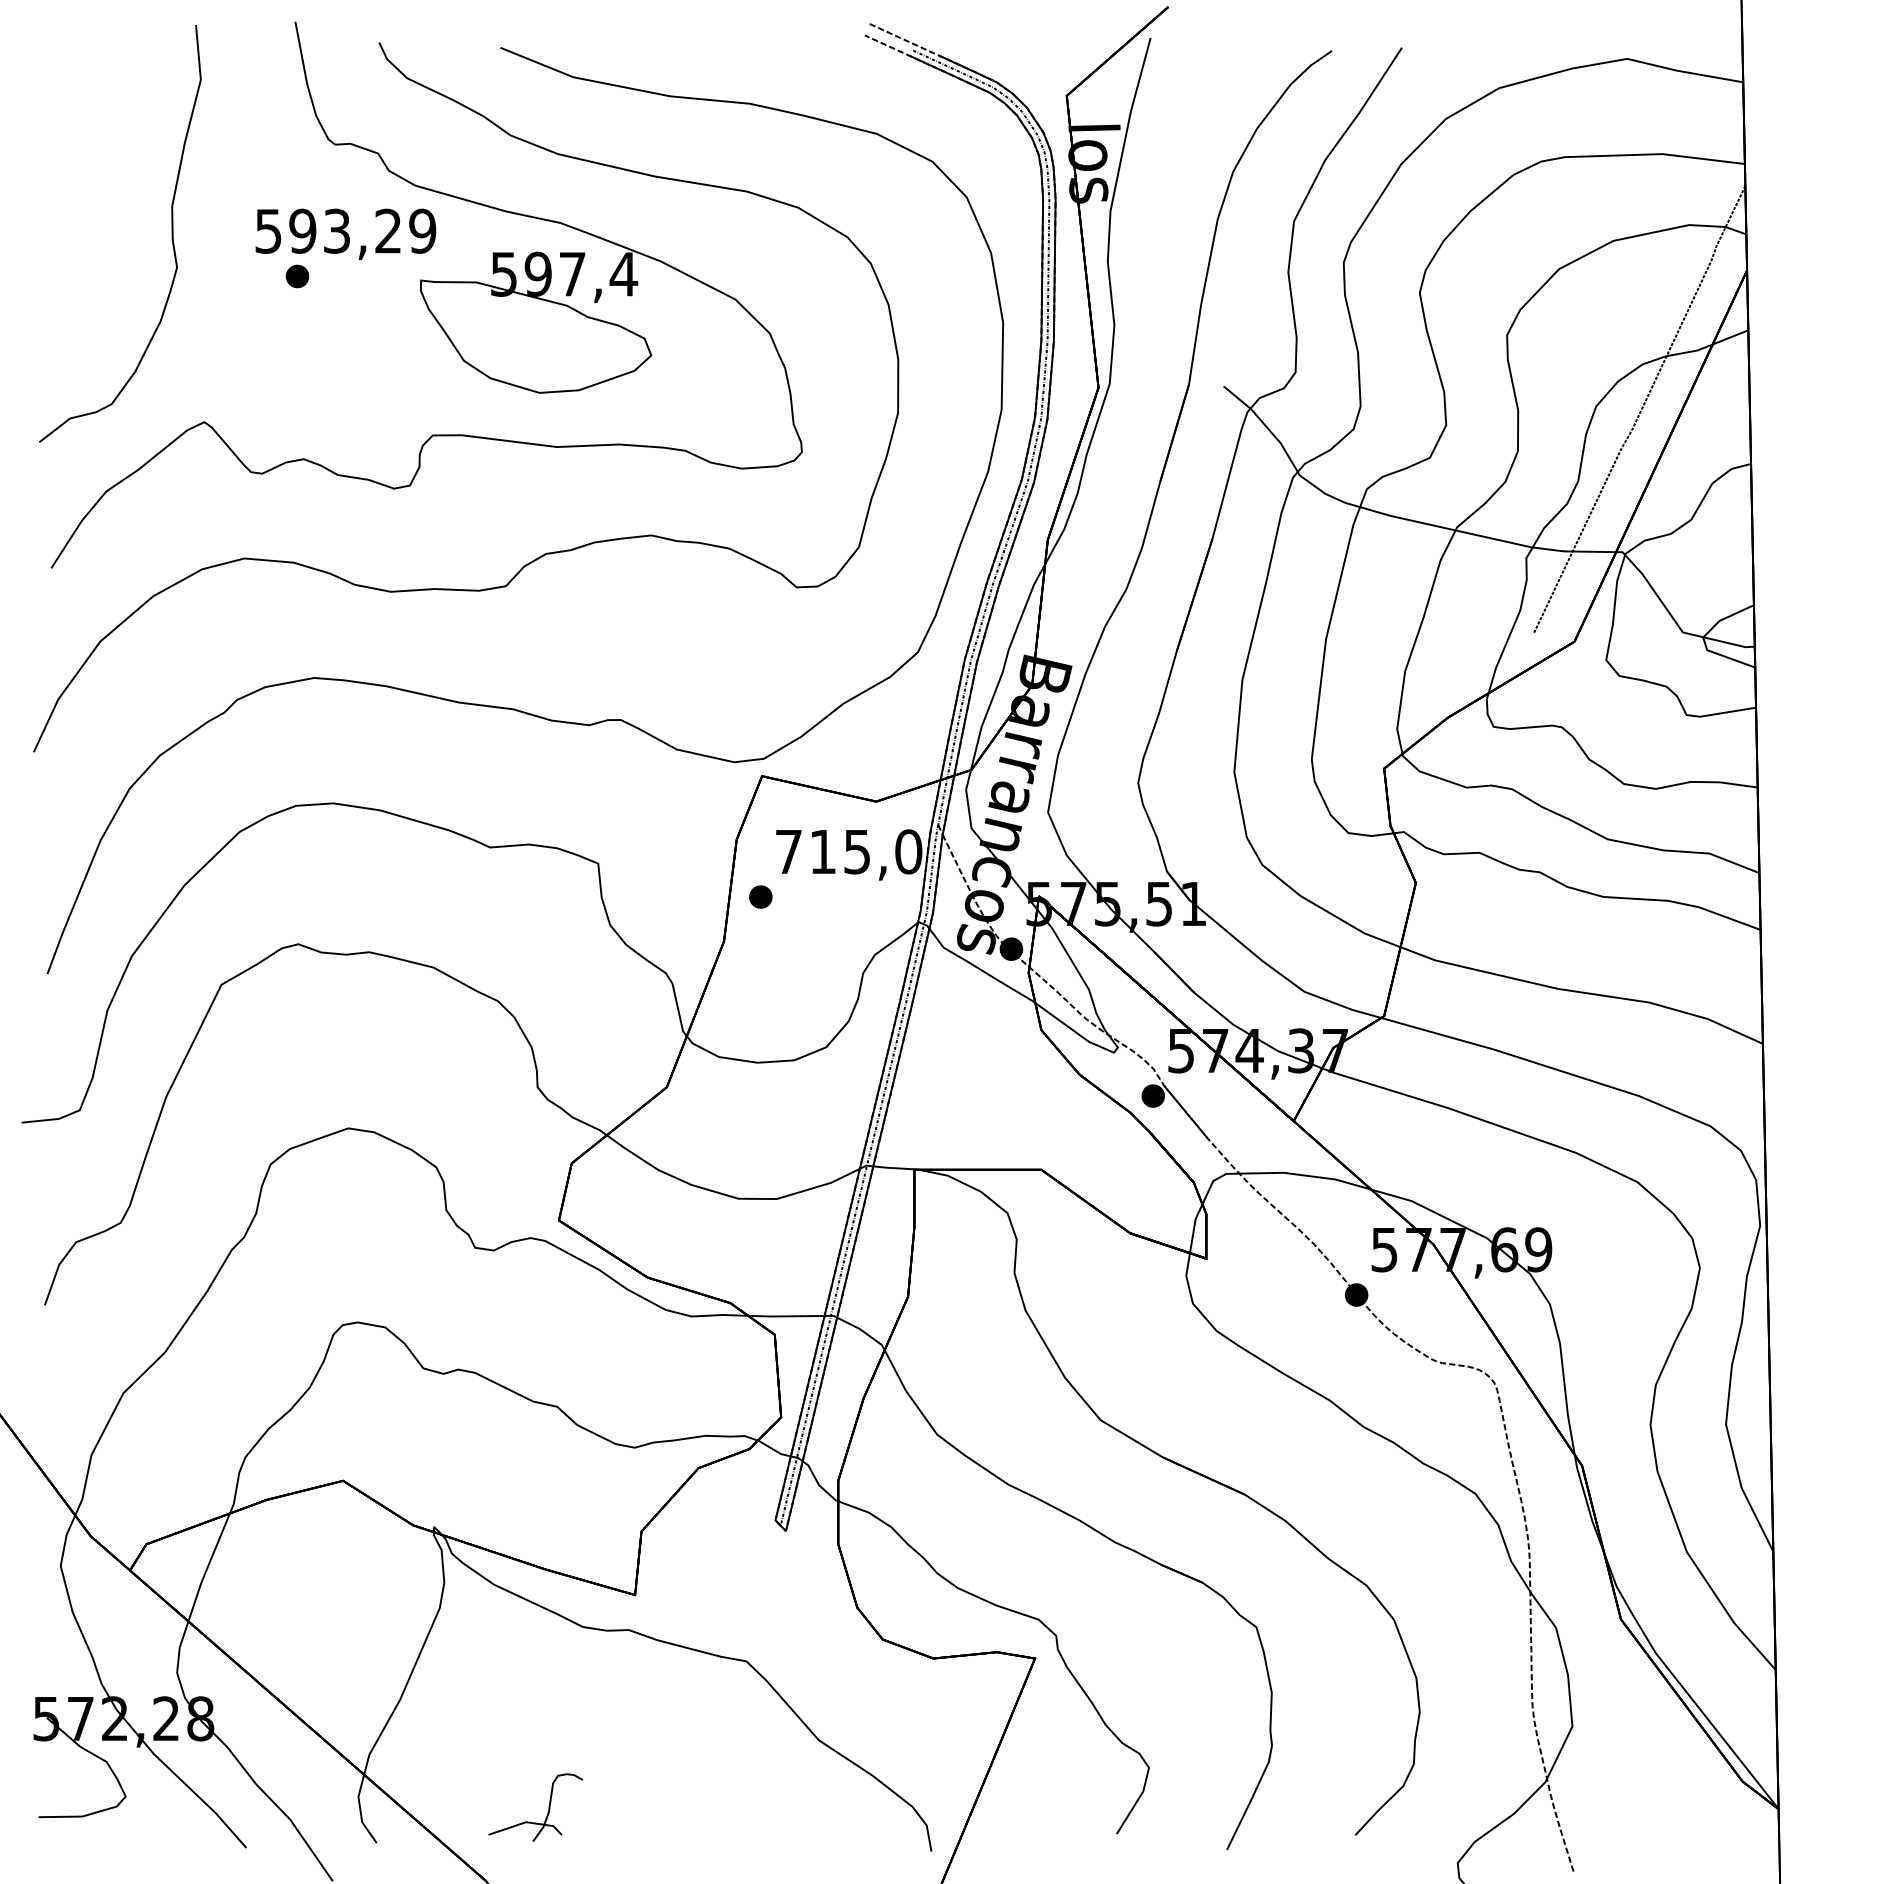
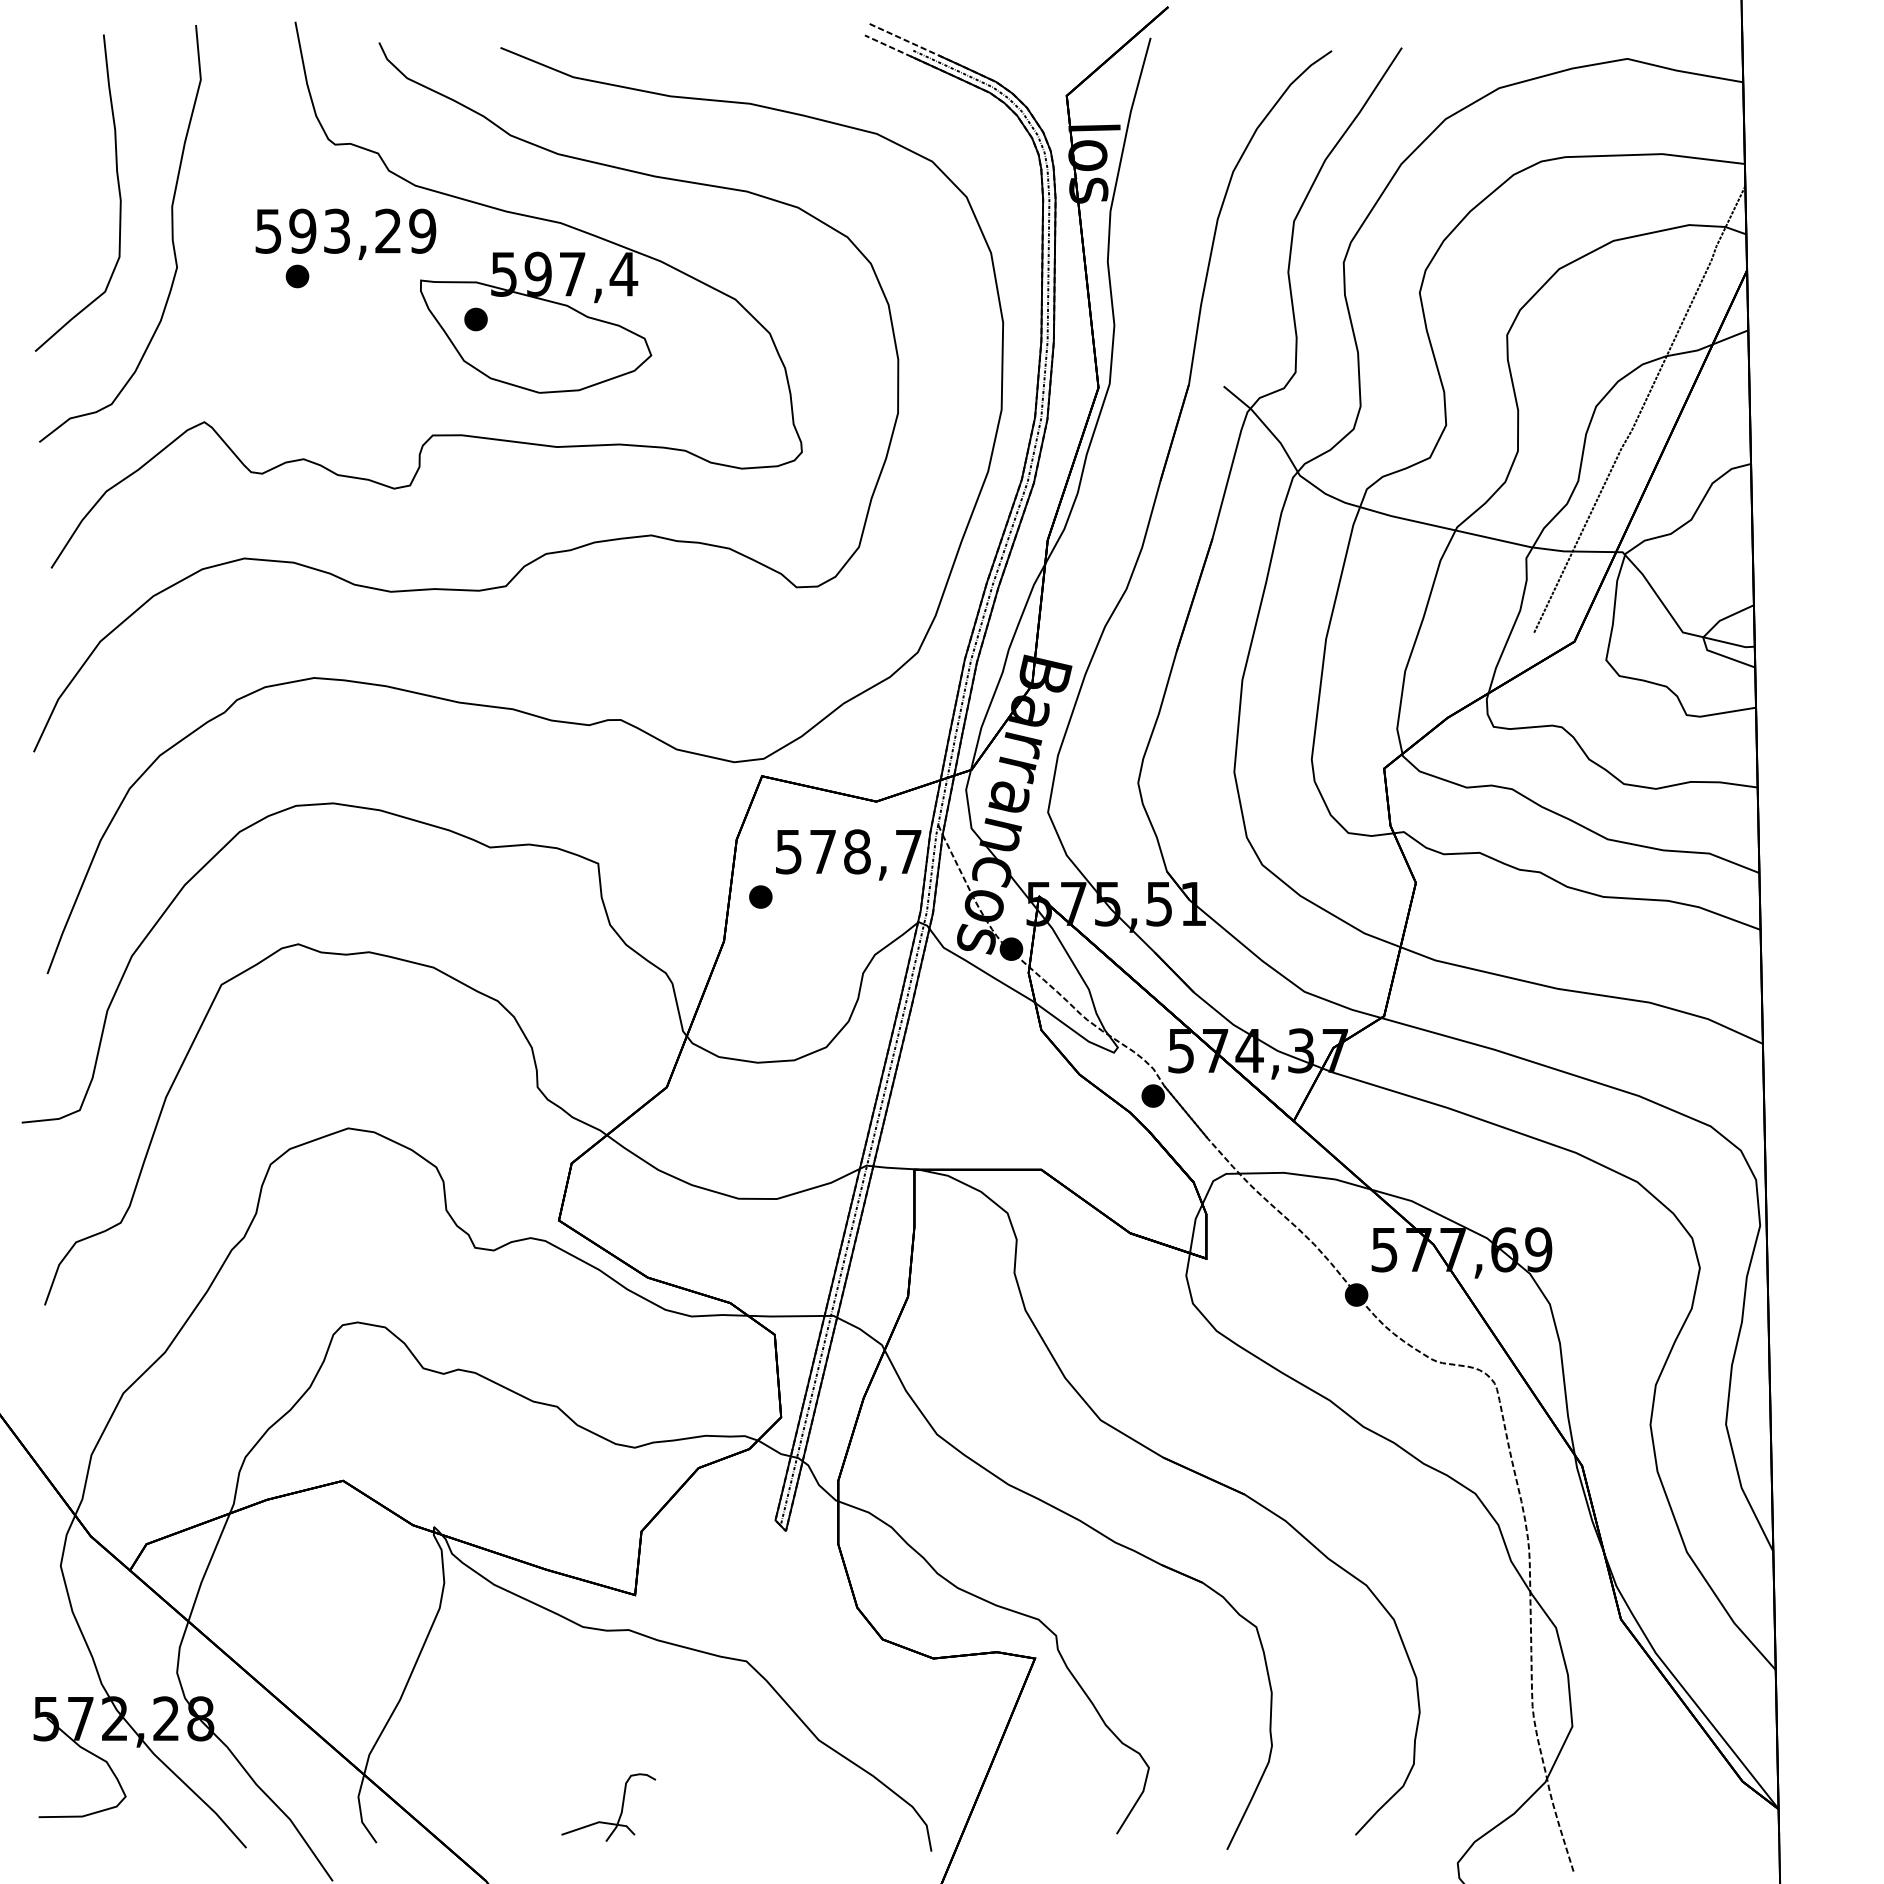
part: none -> present (117, 184)
part: none -> present (475, 319)
text: 715,0 -> 578,7 (849, 851)
part position: (548, 1807) -> (621, 1807) (621, 1807)
